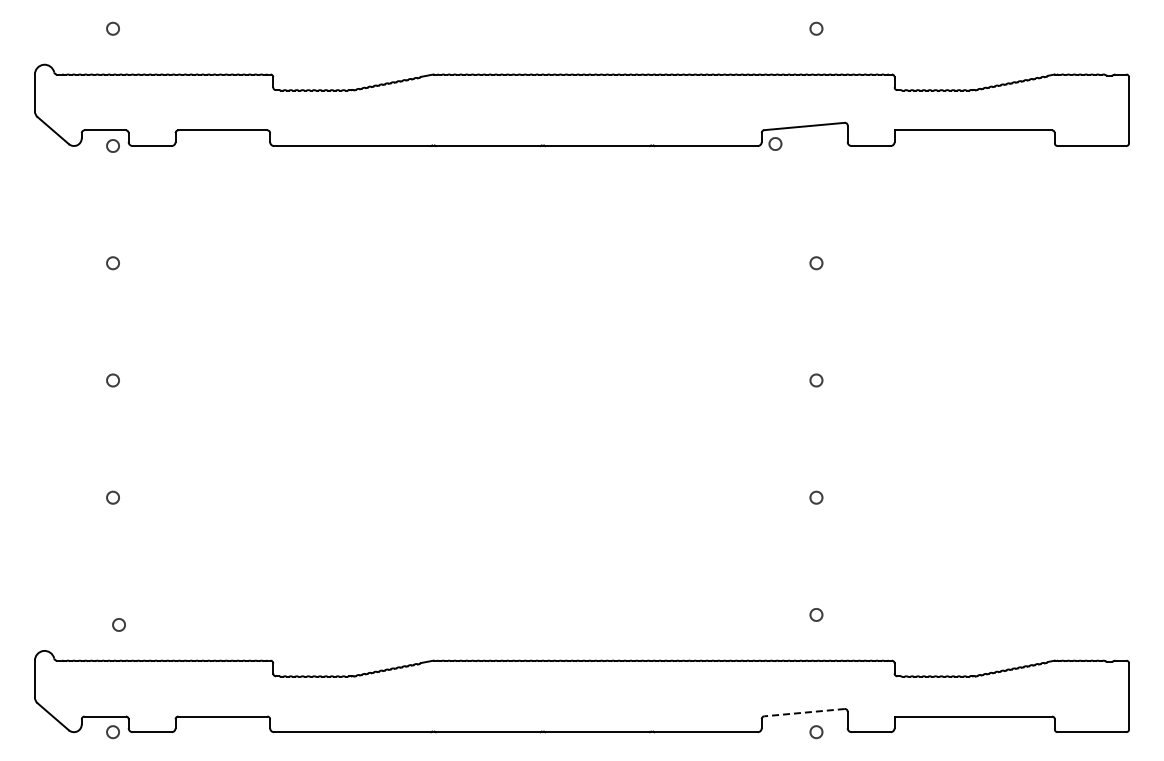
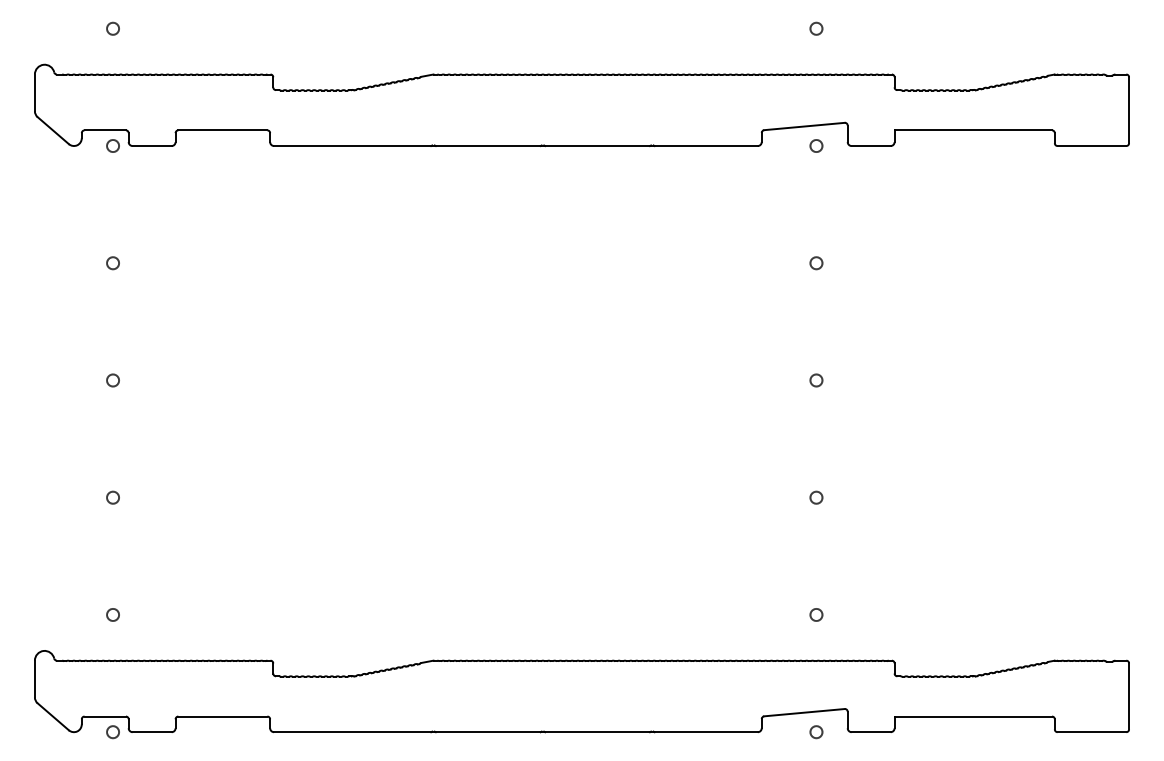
circle position: (775, 143) -> (816, 145) (816, 145)
circle position: (118, 624) -> (112, 614) (112, 614)
line: dashed -> solid (804, 712)
